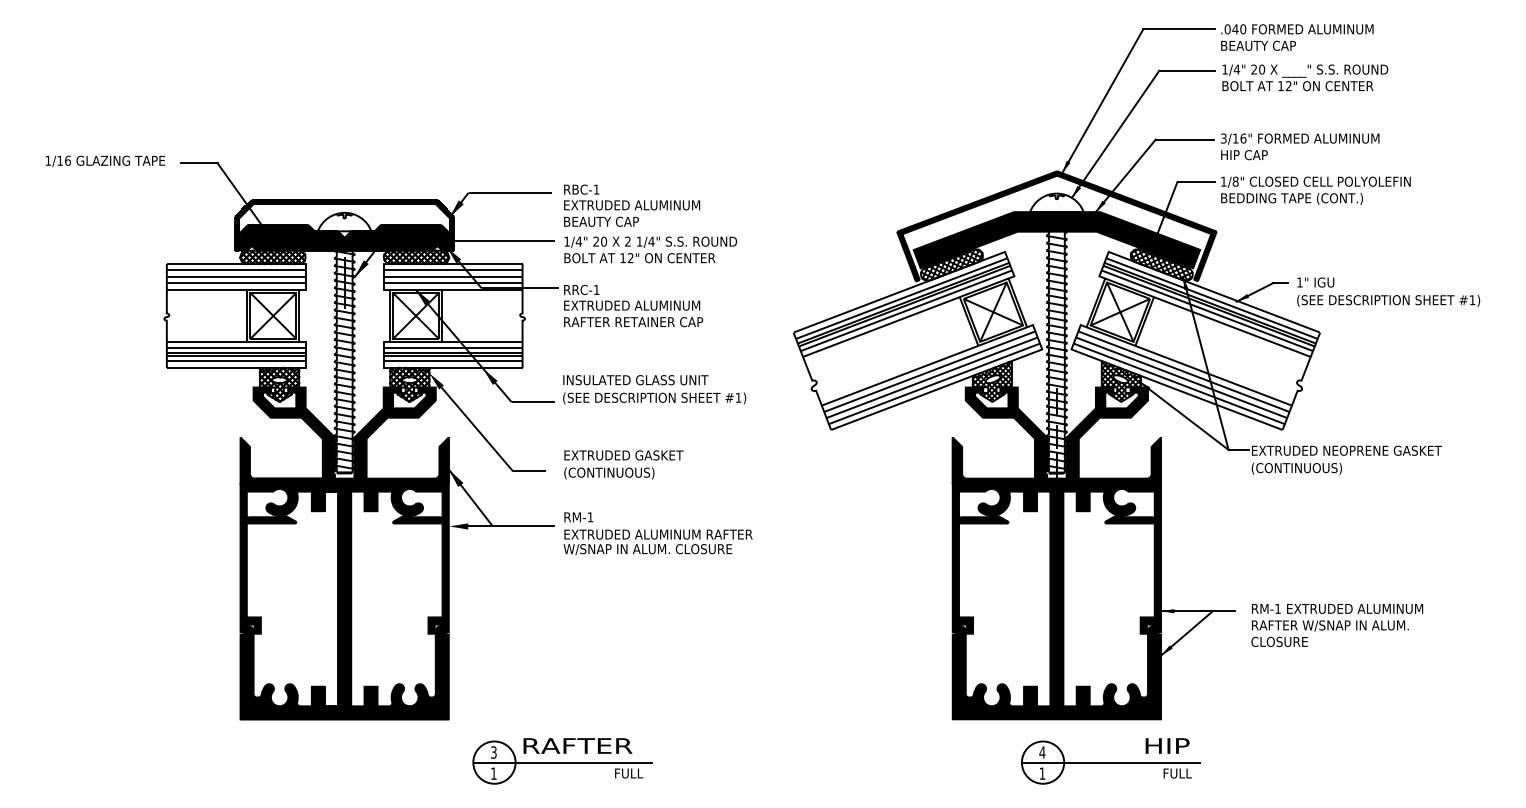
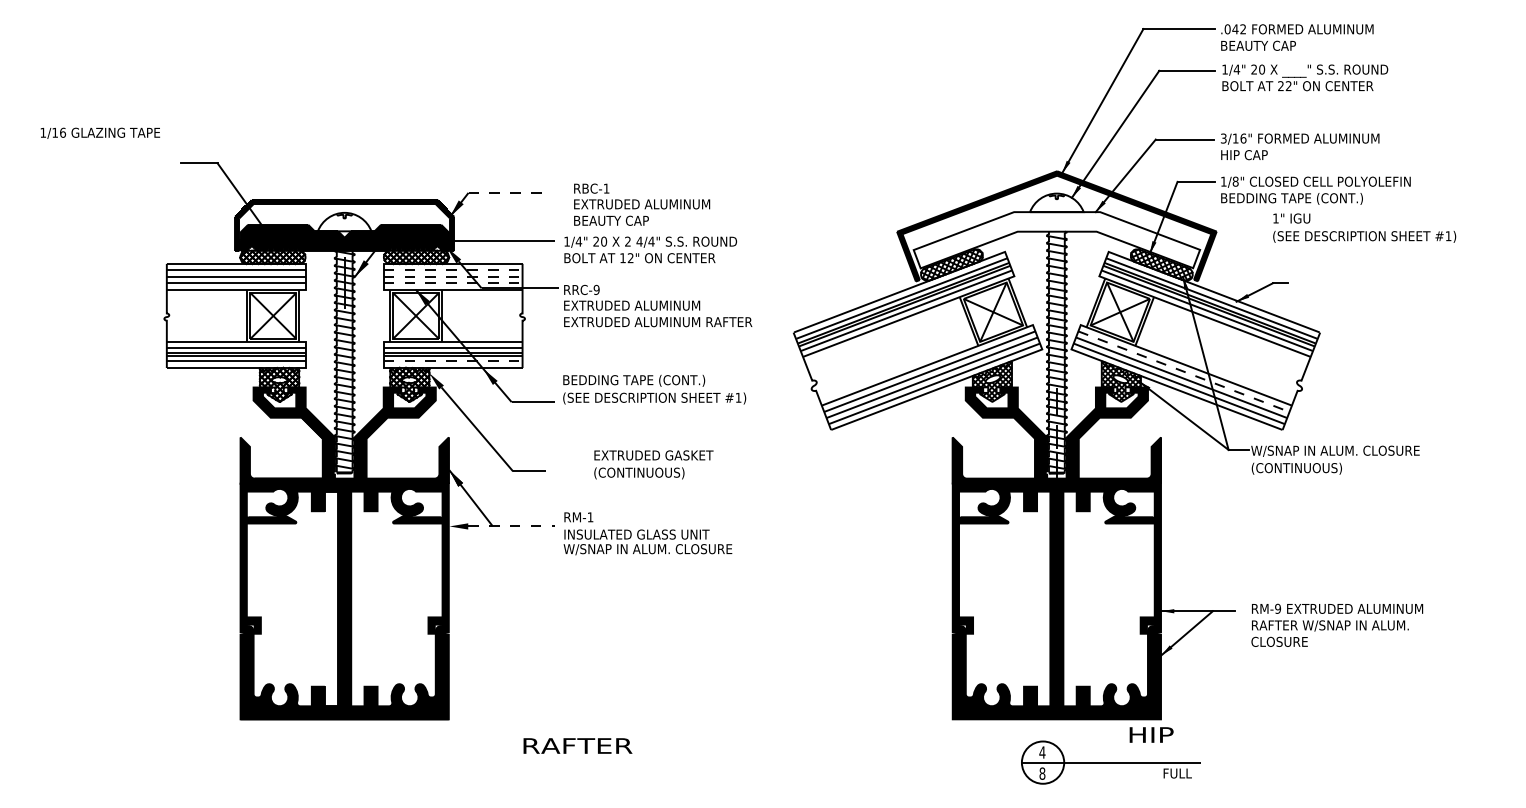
text: .040 -> .042 (1243, 29)
text: 12" -> 22" (1280, 85)
text position: (104, 160) -> (99, 132) (99, 132)
line: solid -> dashed (510, 192)
text position: (632, 205) -> (642, 204) (642, 204)
fill: present -> none (1056, 240)
text: 1/4" -> 4/4" (639, 241)
line: solid -> dashed (453, 270)
line: solid -> dashed (453, 276)
line: solid -> dashed (453, 283)
text: RRC-1 -> RRC-9 (596, 289)
text position: (1388, 291) -> (1364, 227) (1364, 227)
text: RAFTER RETAINER CAP -> EXTRUDED ALUMINUM RAFTER (658, 322)
line: solid -> dashed (453, 361)
line: solid -> dashed (1183, 371)
text: INSULATED GLASS UNIT -> BEDDING TAPE (CONT.) (636, 380)
text: EXTRUDED NEOPRENE GASKET -> W/SNAP IN ALUM. CLOSURE (1346, 450)
text position: (623, 464) -> (653, 464) (653, 464)
line: solid -> dashed (512, 526)
text: EXTRUDED ALUMINUM RAFTER -> INSULATED GLASS UNIT (658, 534)
text: RM-1 -> RM-9 (1278, 608)
text position: (1167, 745) -> (1151, 734) (1151, 734)
part: present -> none (562, 762)
text: 1 -> 8 (1042, 773)
